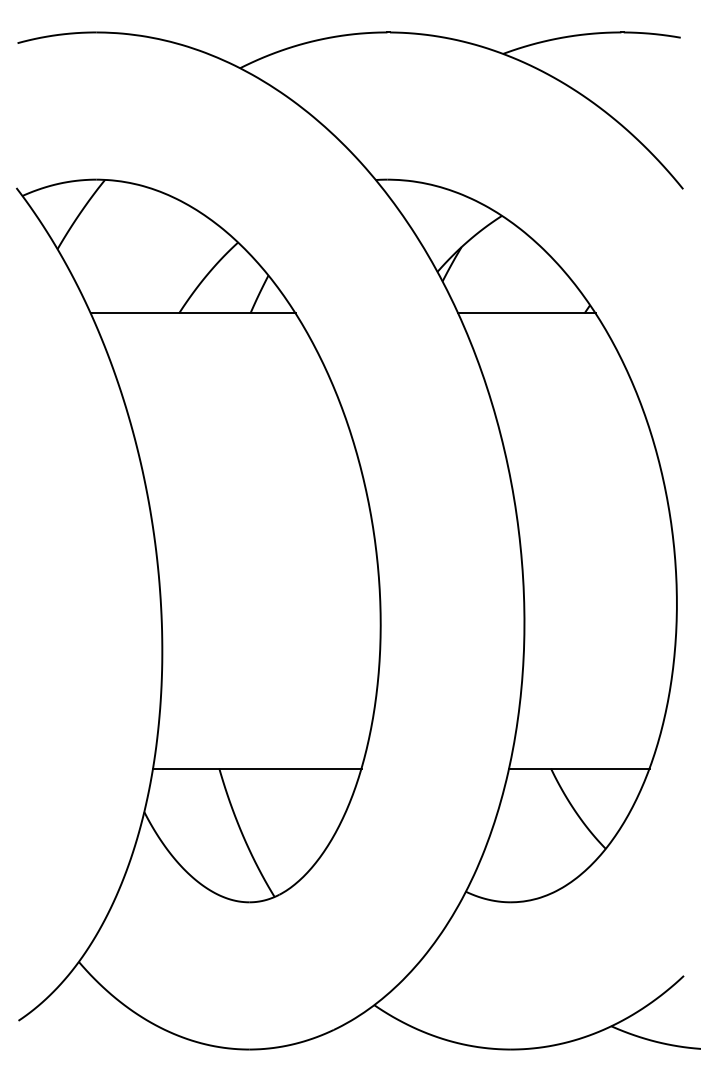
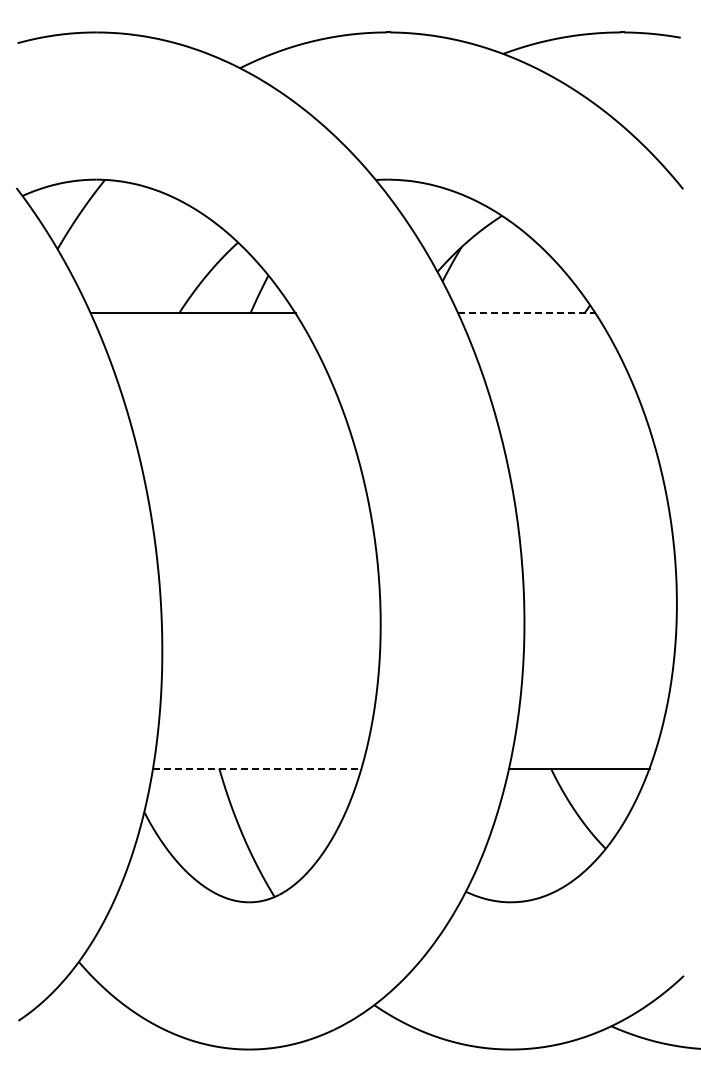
line: solid -> dashed (526, 313)
line: solid -> dashed (257, 768)
